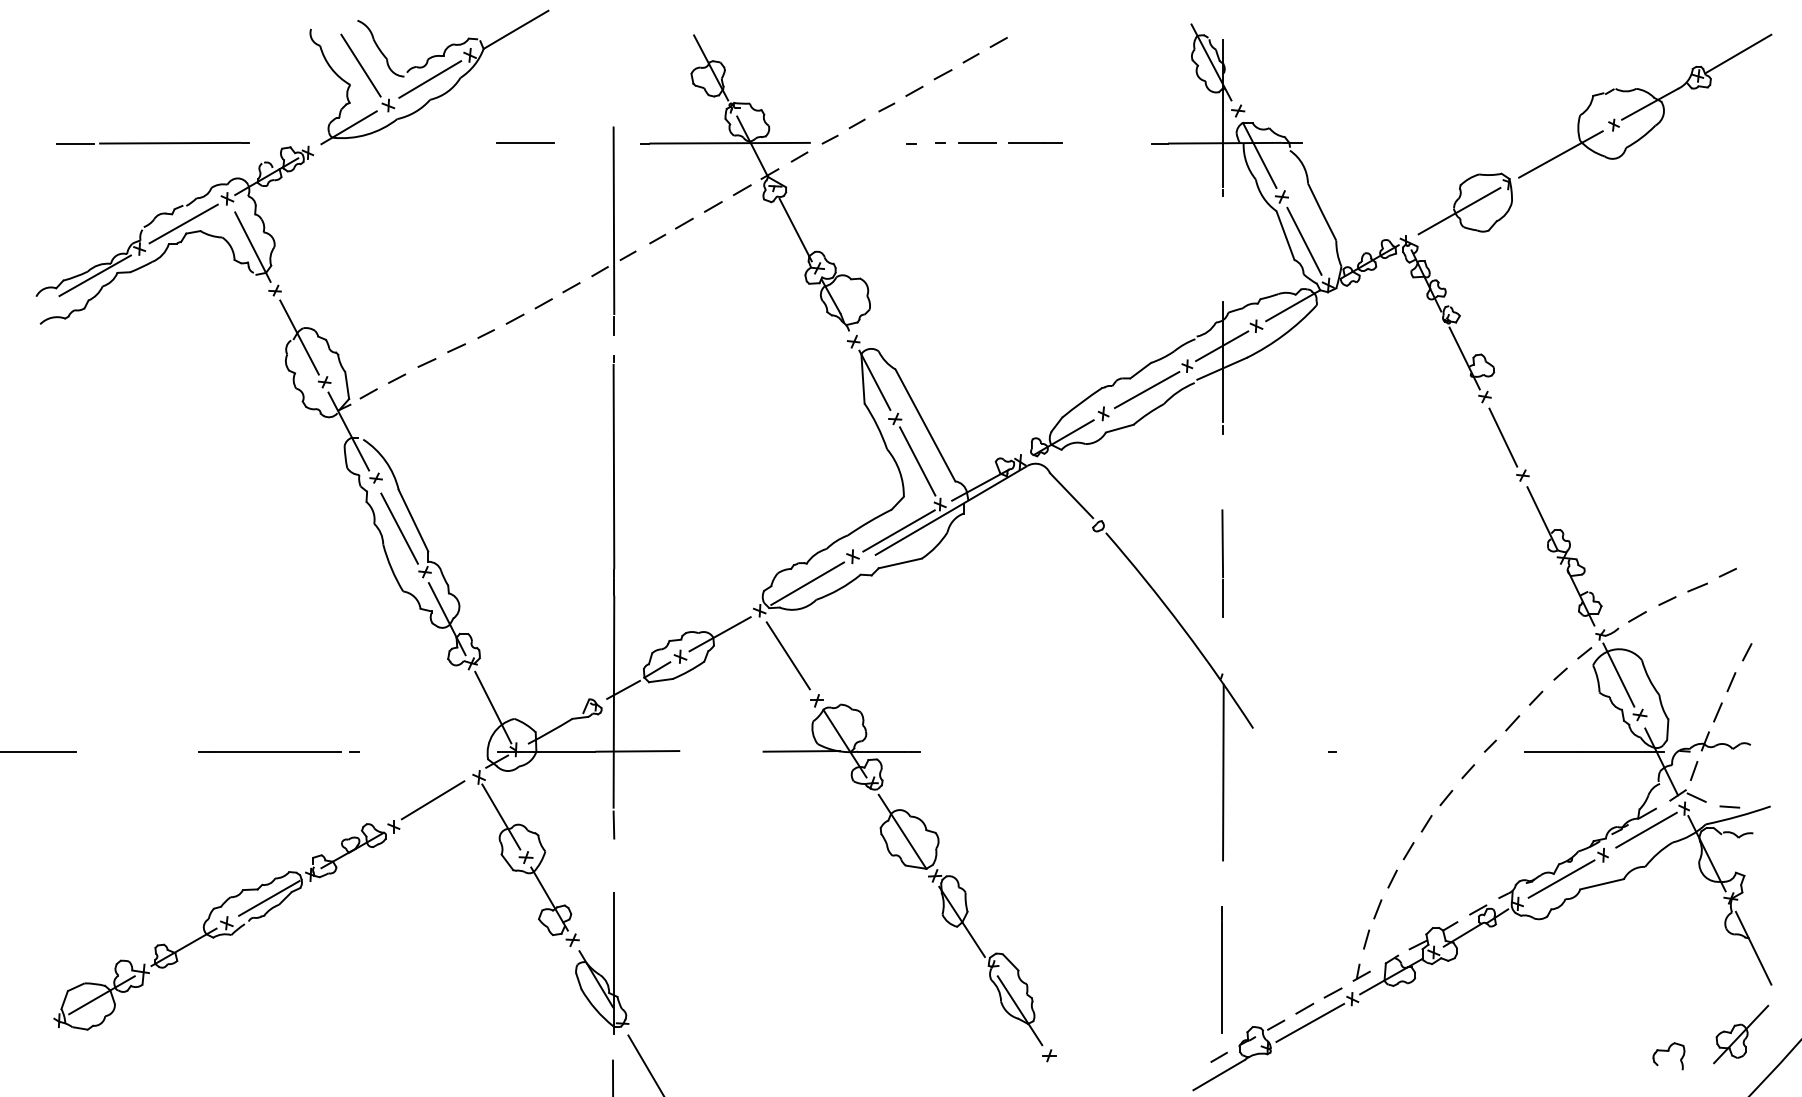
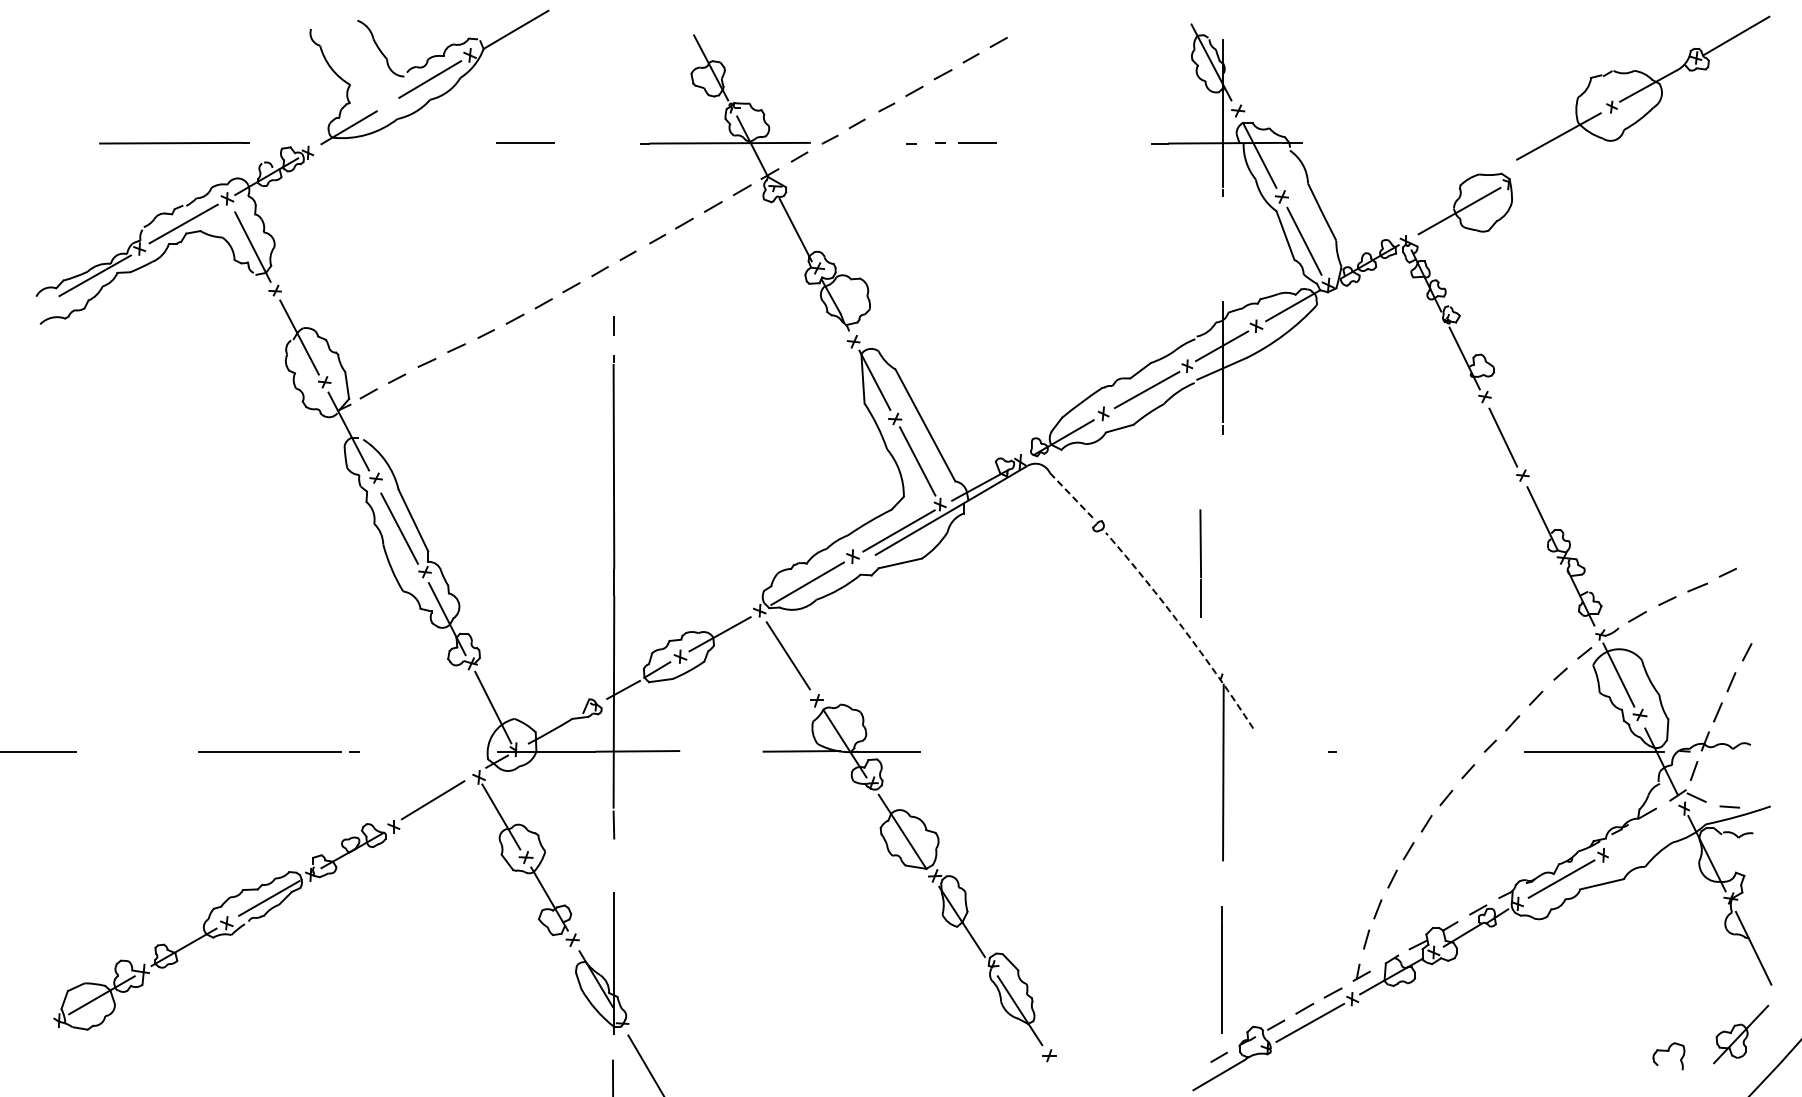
part: present -> none (367, 72)
part position: (1645, 105) -> (1643, 87) (1643, 87)
line: present -> none (1035, 142)
line: present -> none (75, 143)
line: present -> none (613, 220)
line: solid -> dashed (1071, 495)
line position: (1222, 563) -> (1200, 563) (1200, 563)
arc: solid -> dashed (1183, 628)
line: present -> none (1646, 829)
